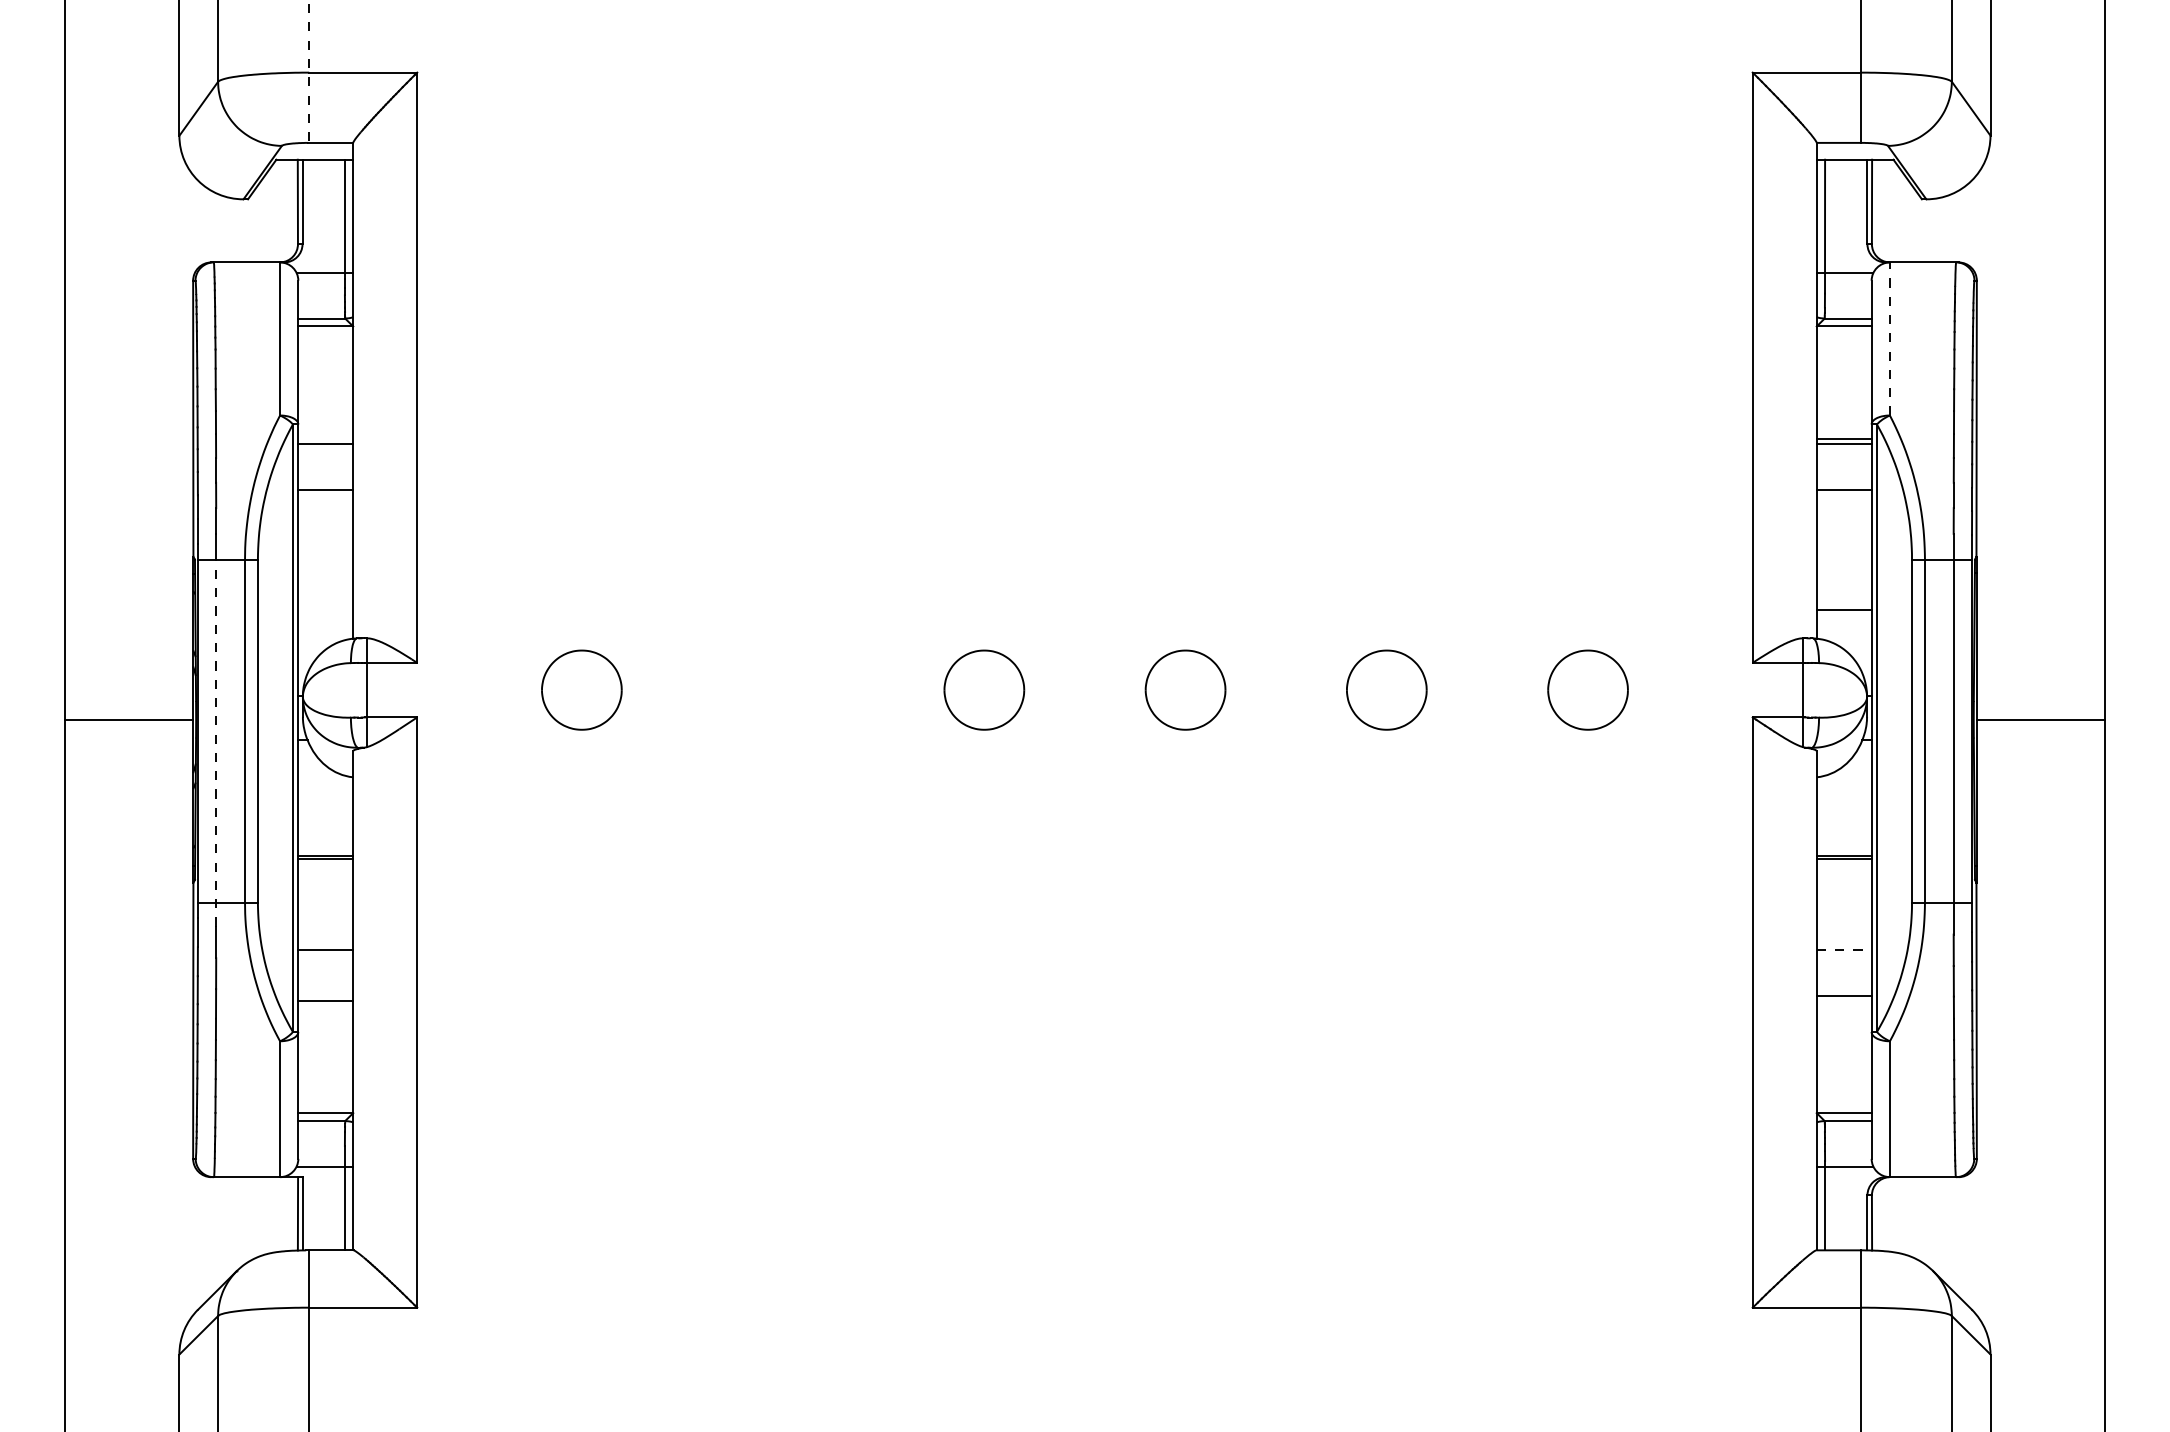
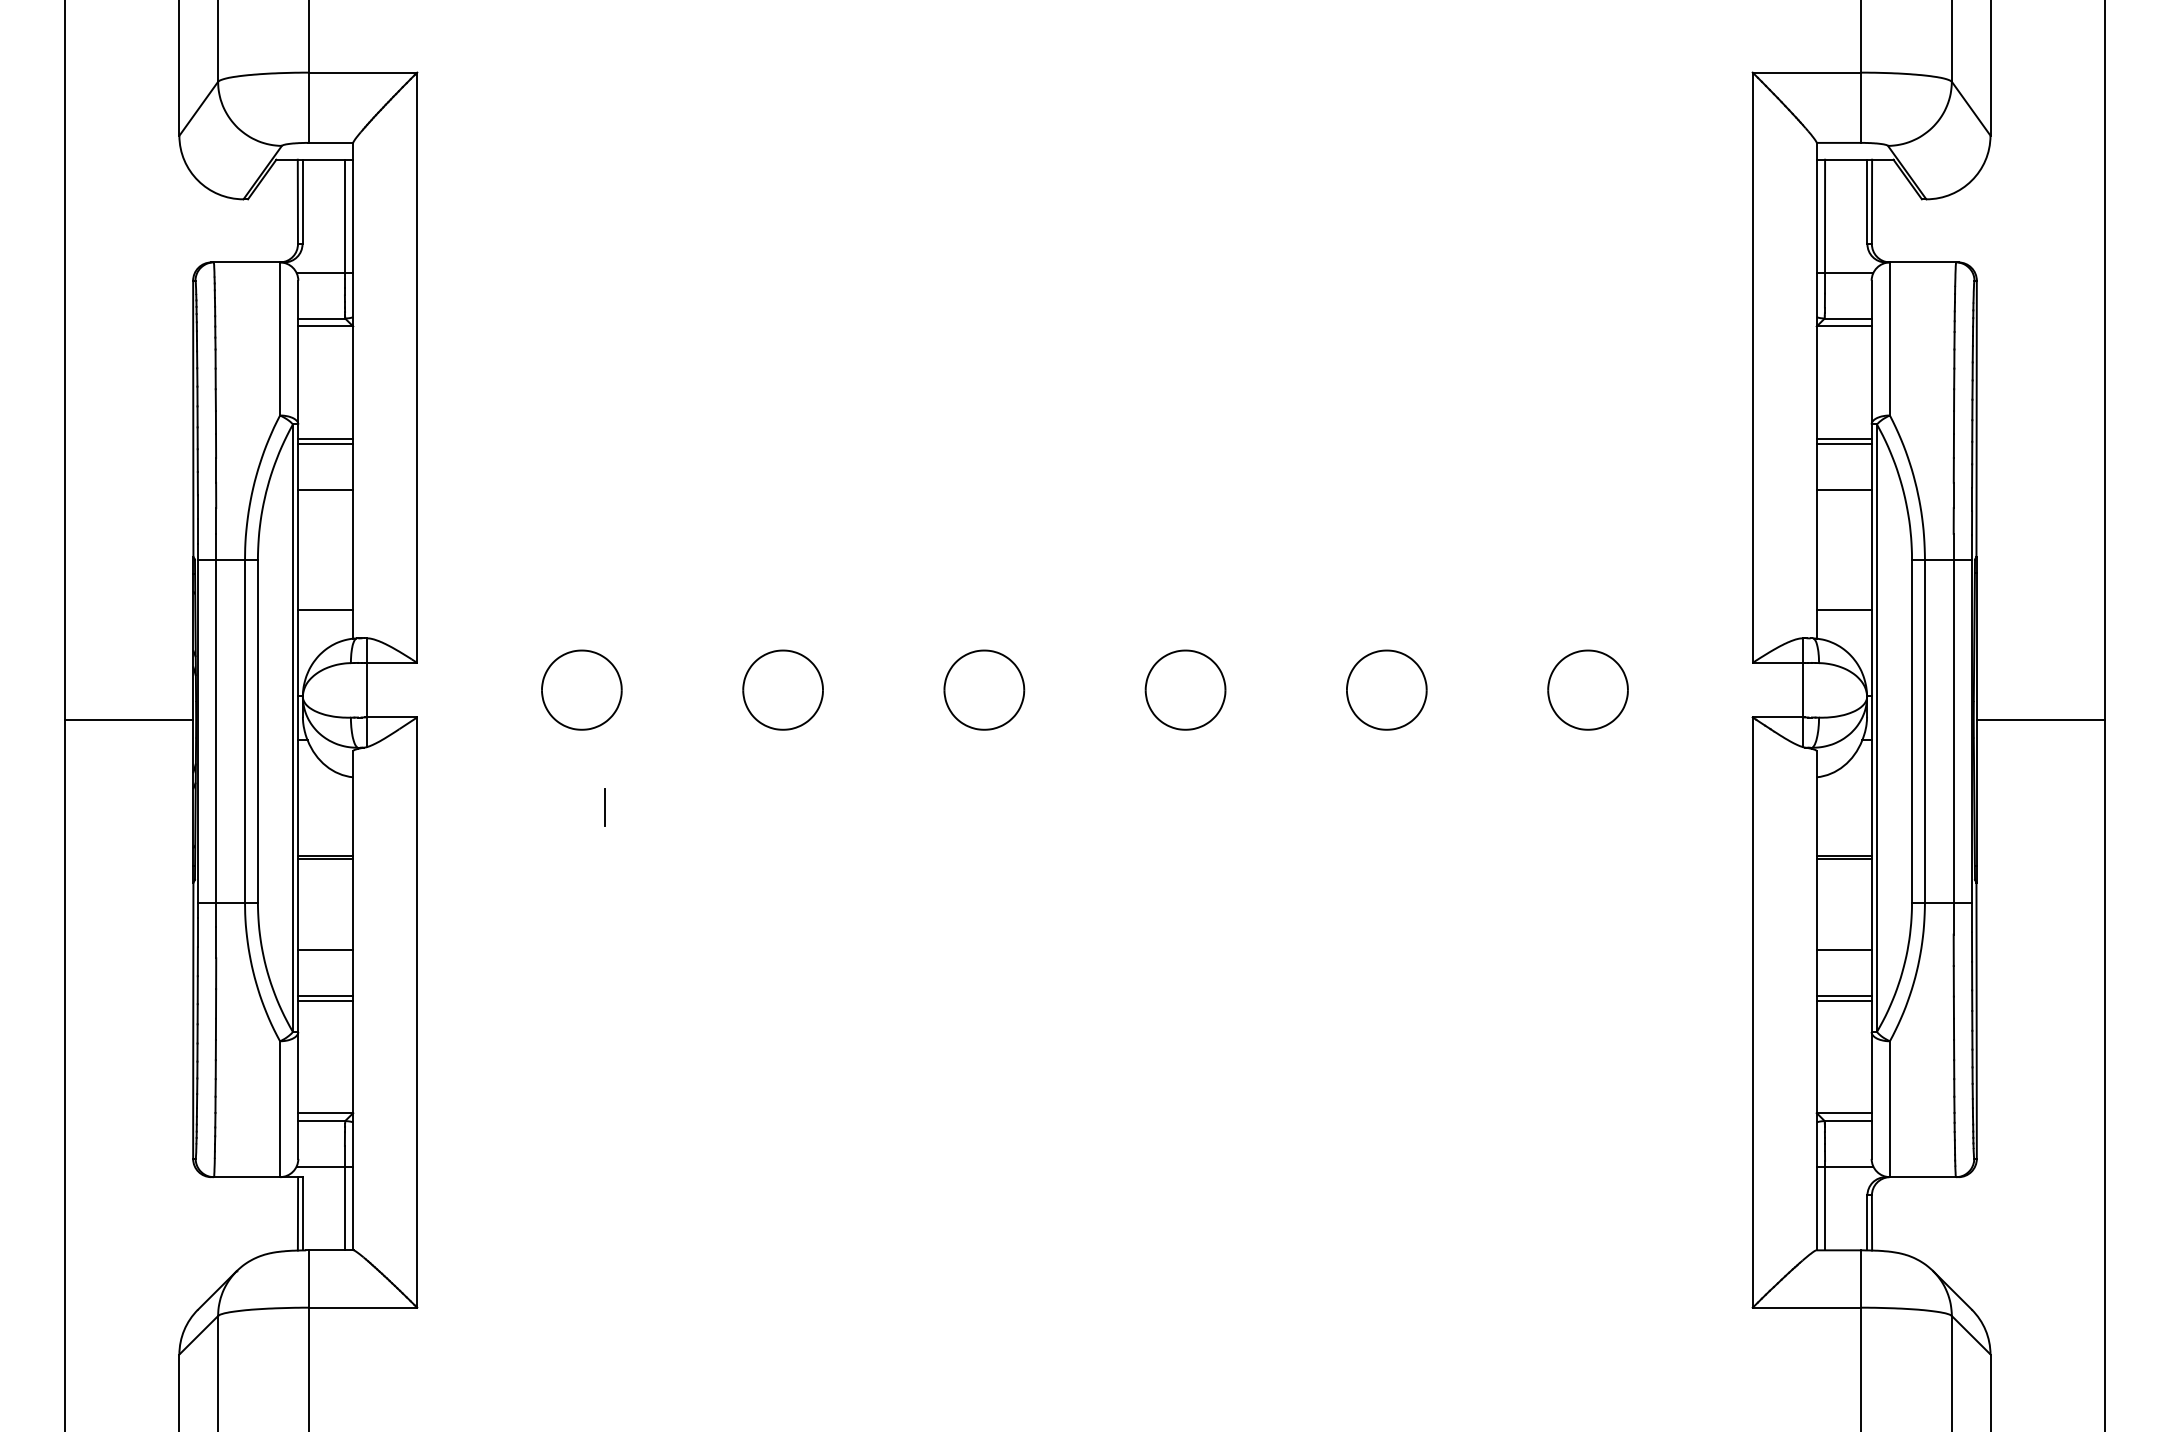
line: dashed -> solid (309, 71)
line: dashed -> solid (1889, 339)
line: none -> present (325, 438)
line: none -> present (325, 610)
part: none -> present (782, 689)
line: dashed -> solid (216, 742)
line: none -> present (604, 807)
line: dashed -> solid (1844, 949)
line: none -> present (325, 995)
line: none -> present (1843, 1001)
